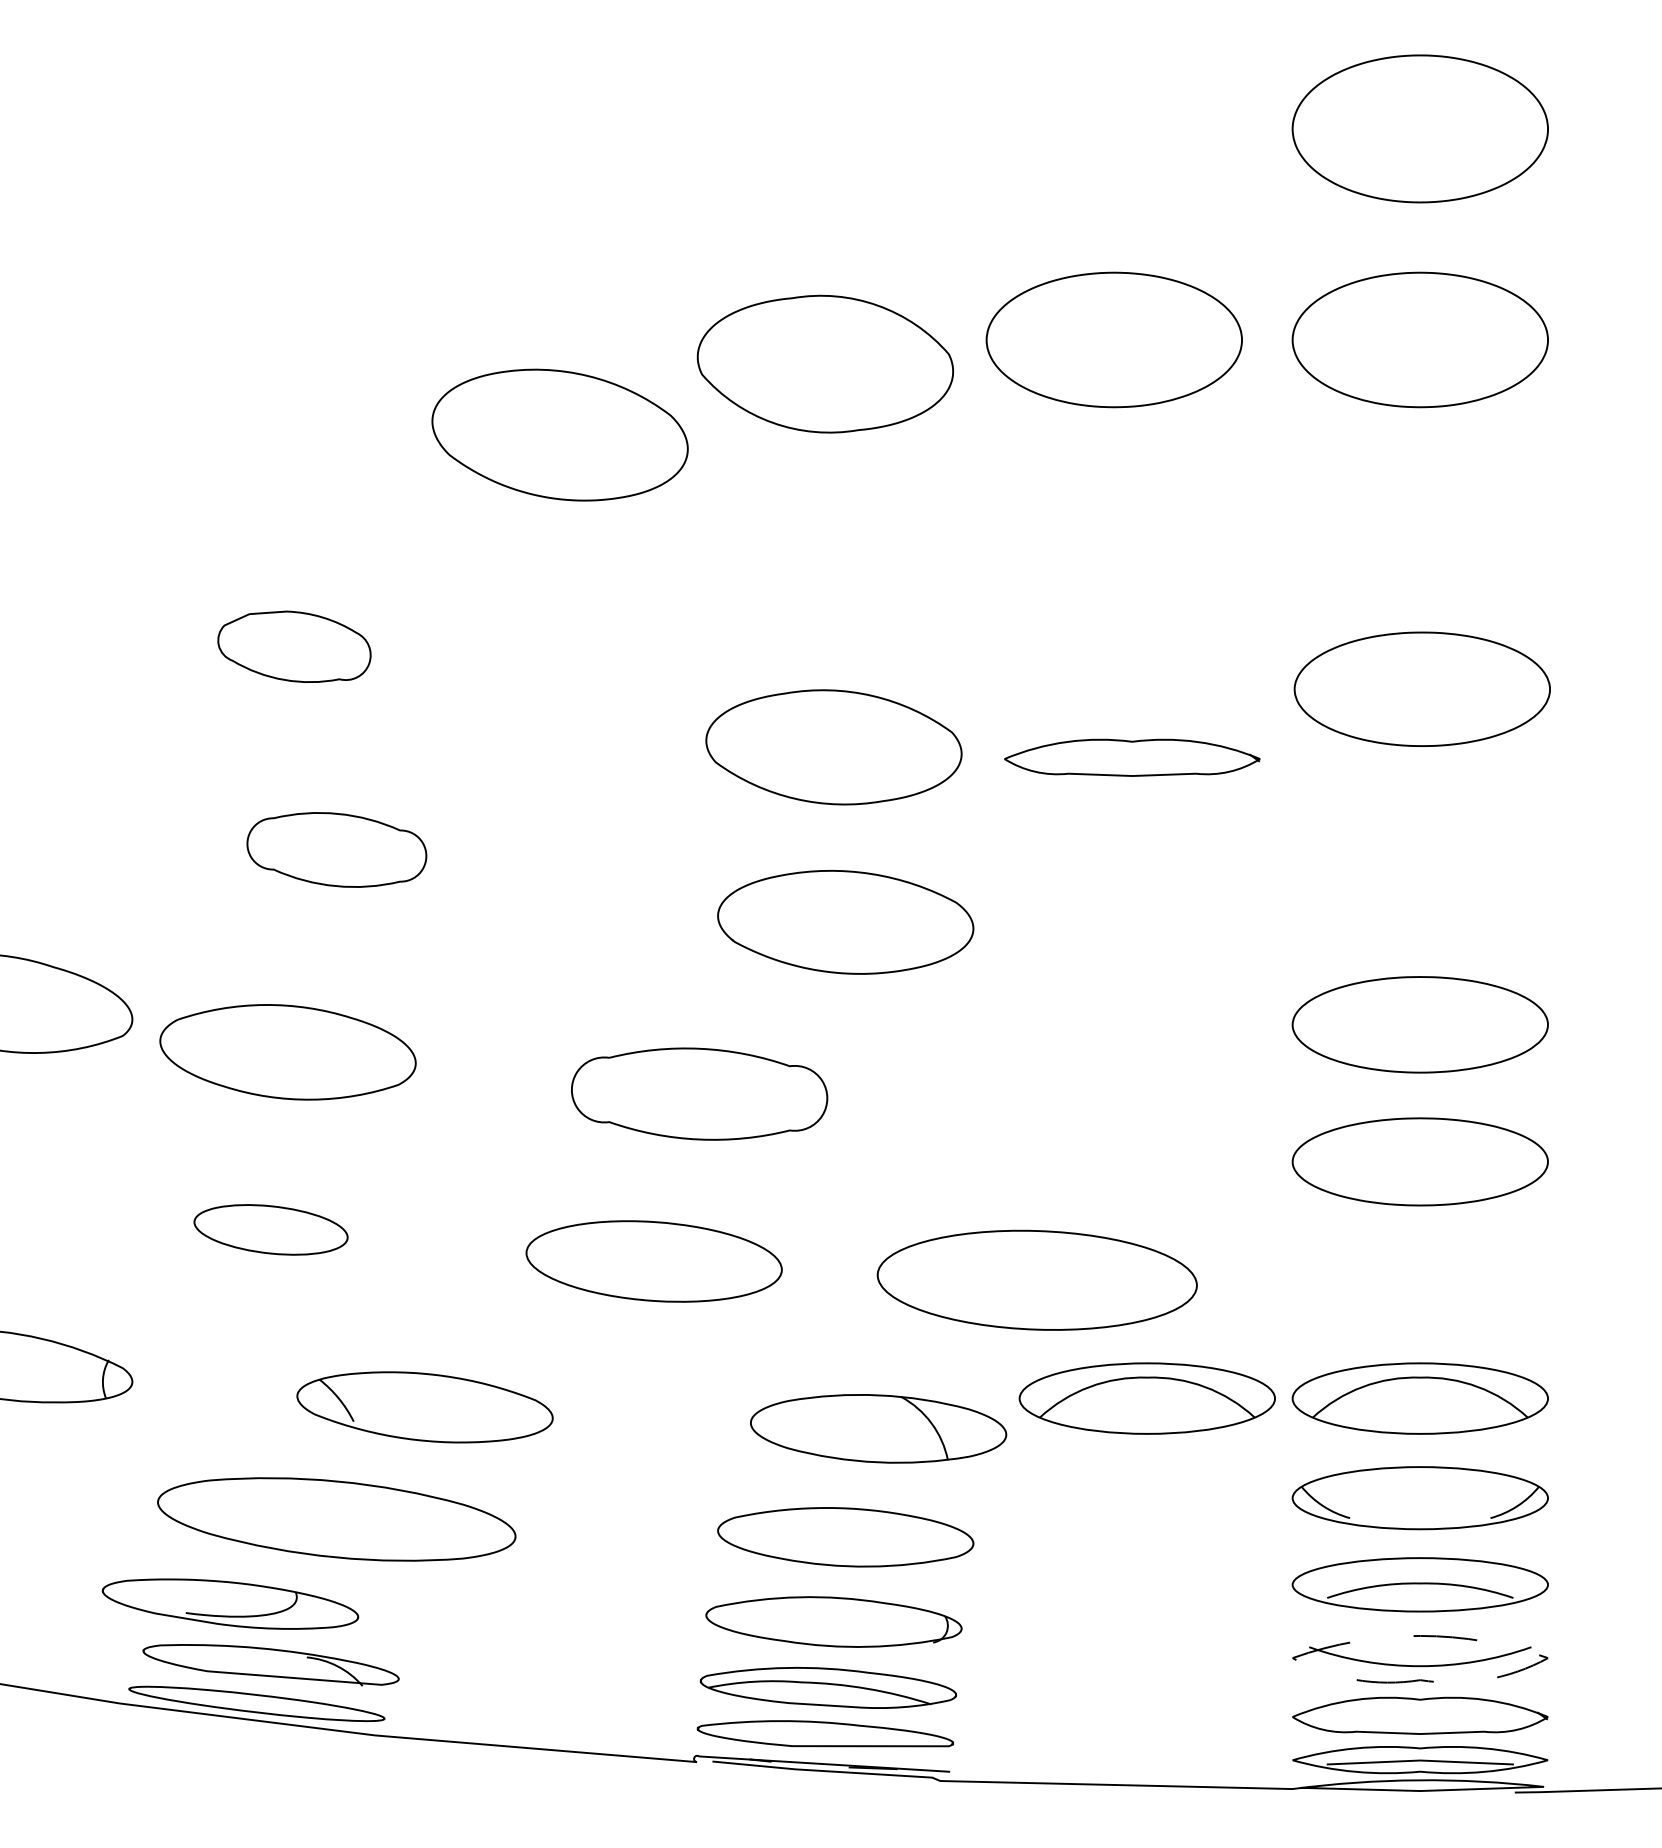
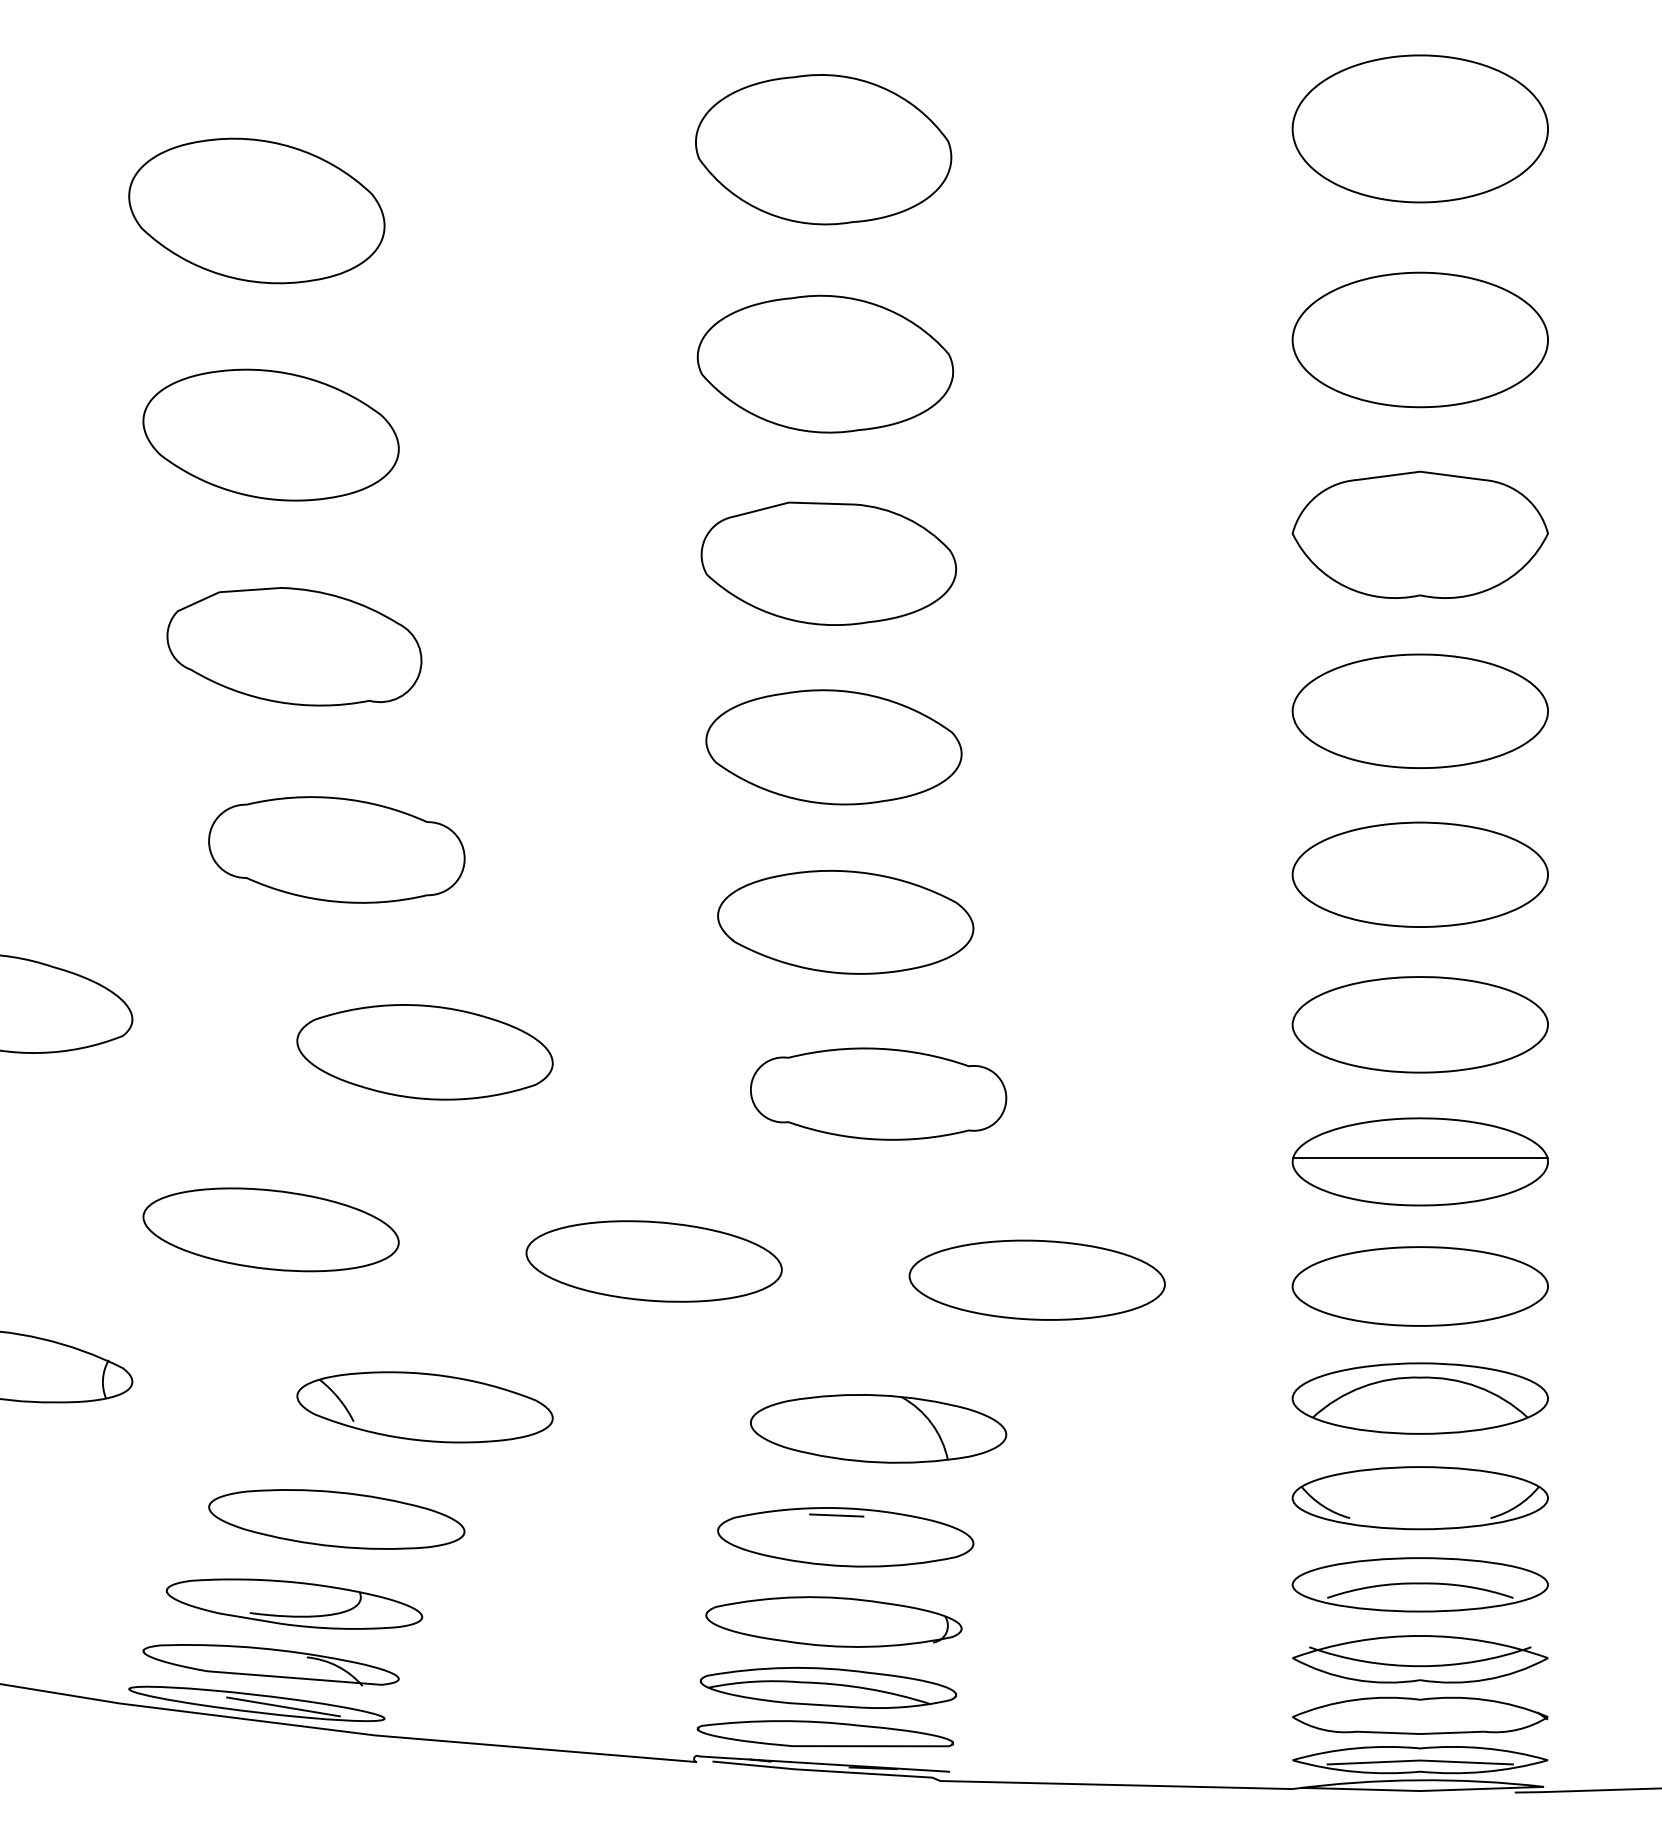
part: none -> present (823, 149)
part: none -> present (256, 210)
part: present -> none (1113, 339)
part position: (559, 434) -> (270, 434) (270, 434)
part: none -> present (1419, 534)
part: none -> present (828, 563)
part size: 155x73 px -> 257x120 px (294, 646)
part position: (1421, 688) -> (1419, 710) (1419, 710)
part: present -> none (1132, 757)
part size: 182x76 px -> 258x108 px (336, 849)
part: none -> present (1419, 874)
part position: (287, 1052) -> (424, 1052) (424, 1052)
part position: (699, 1093) -> (878, 1093) (878, 1093)
line: none -> present (1420, 1158)
part size: 156x52 px -> 258x86 px (270, 1229)
part size: 322x102 px -> 258x82 px (1036, 1279)
part: none -> present (1419, 1286)
part: present -> none (1146, 1398)
line: none -> present (836, 1515)
part size: 360x85 px -> 258x61 px (336, 1519)
part position: (230, 1603) -> (294, 1603) (294, 1603)
line: dashed -> solid (1420, 1635)
line: none -> present (283, 1706)
